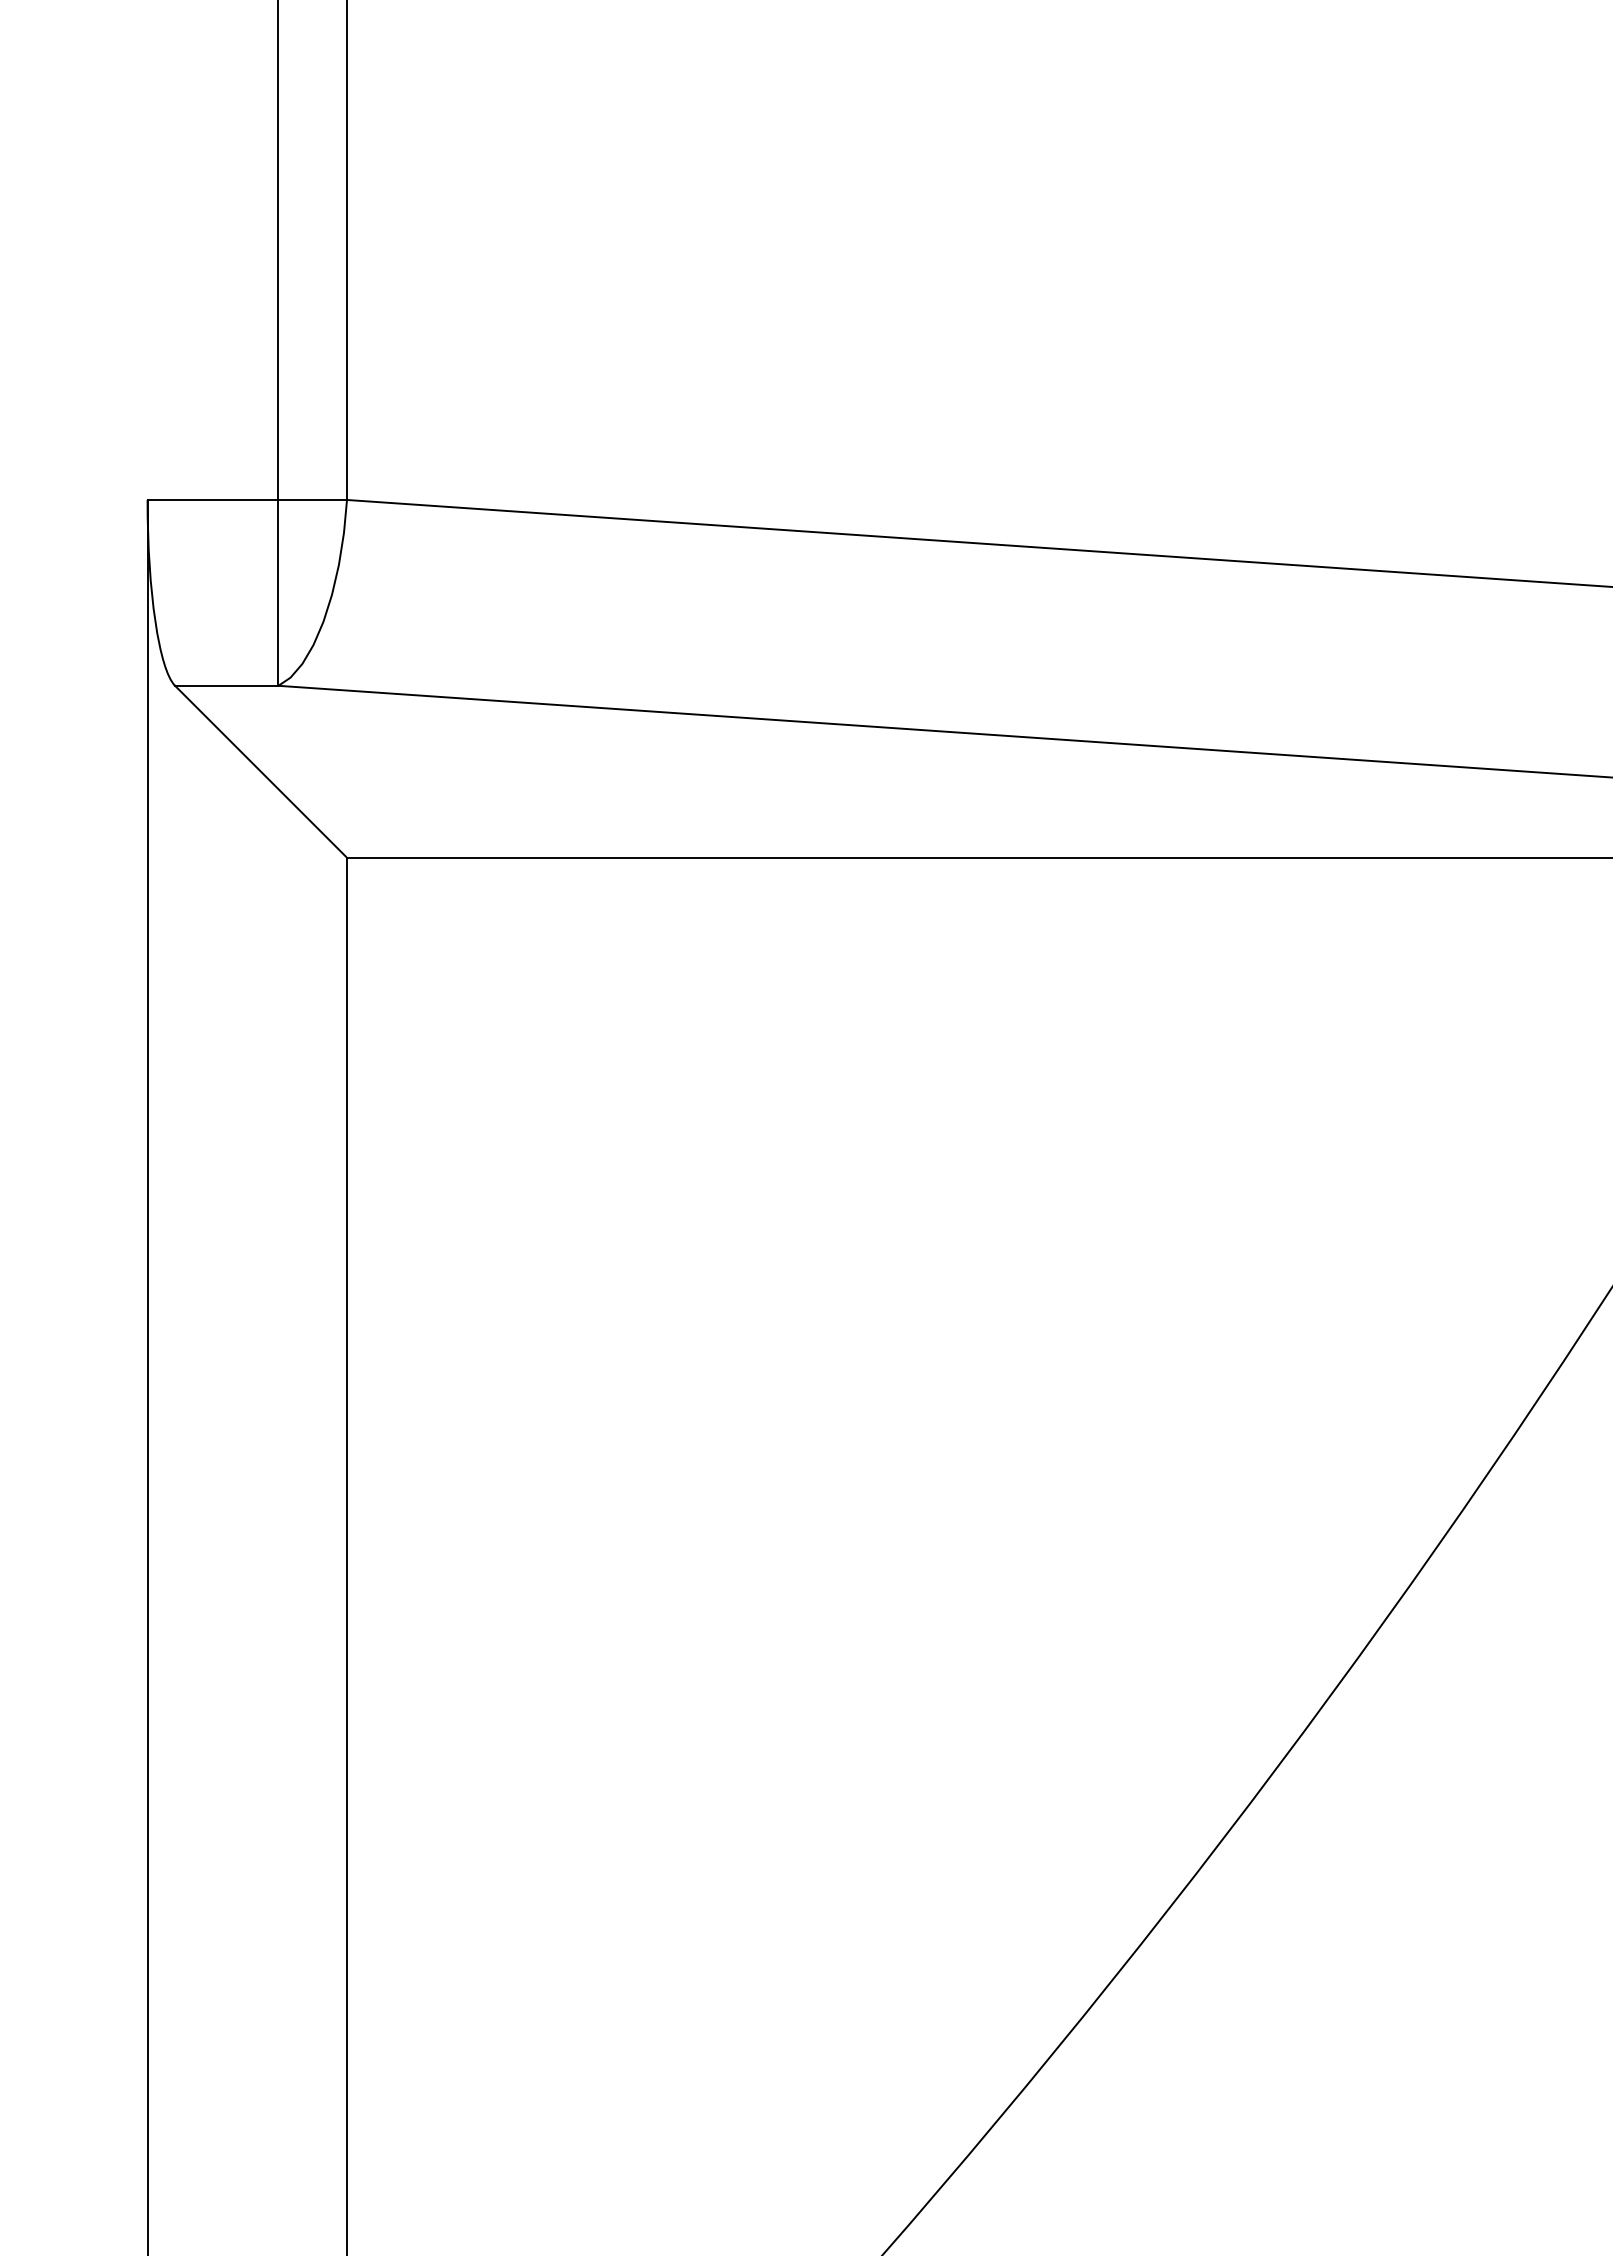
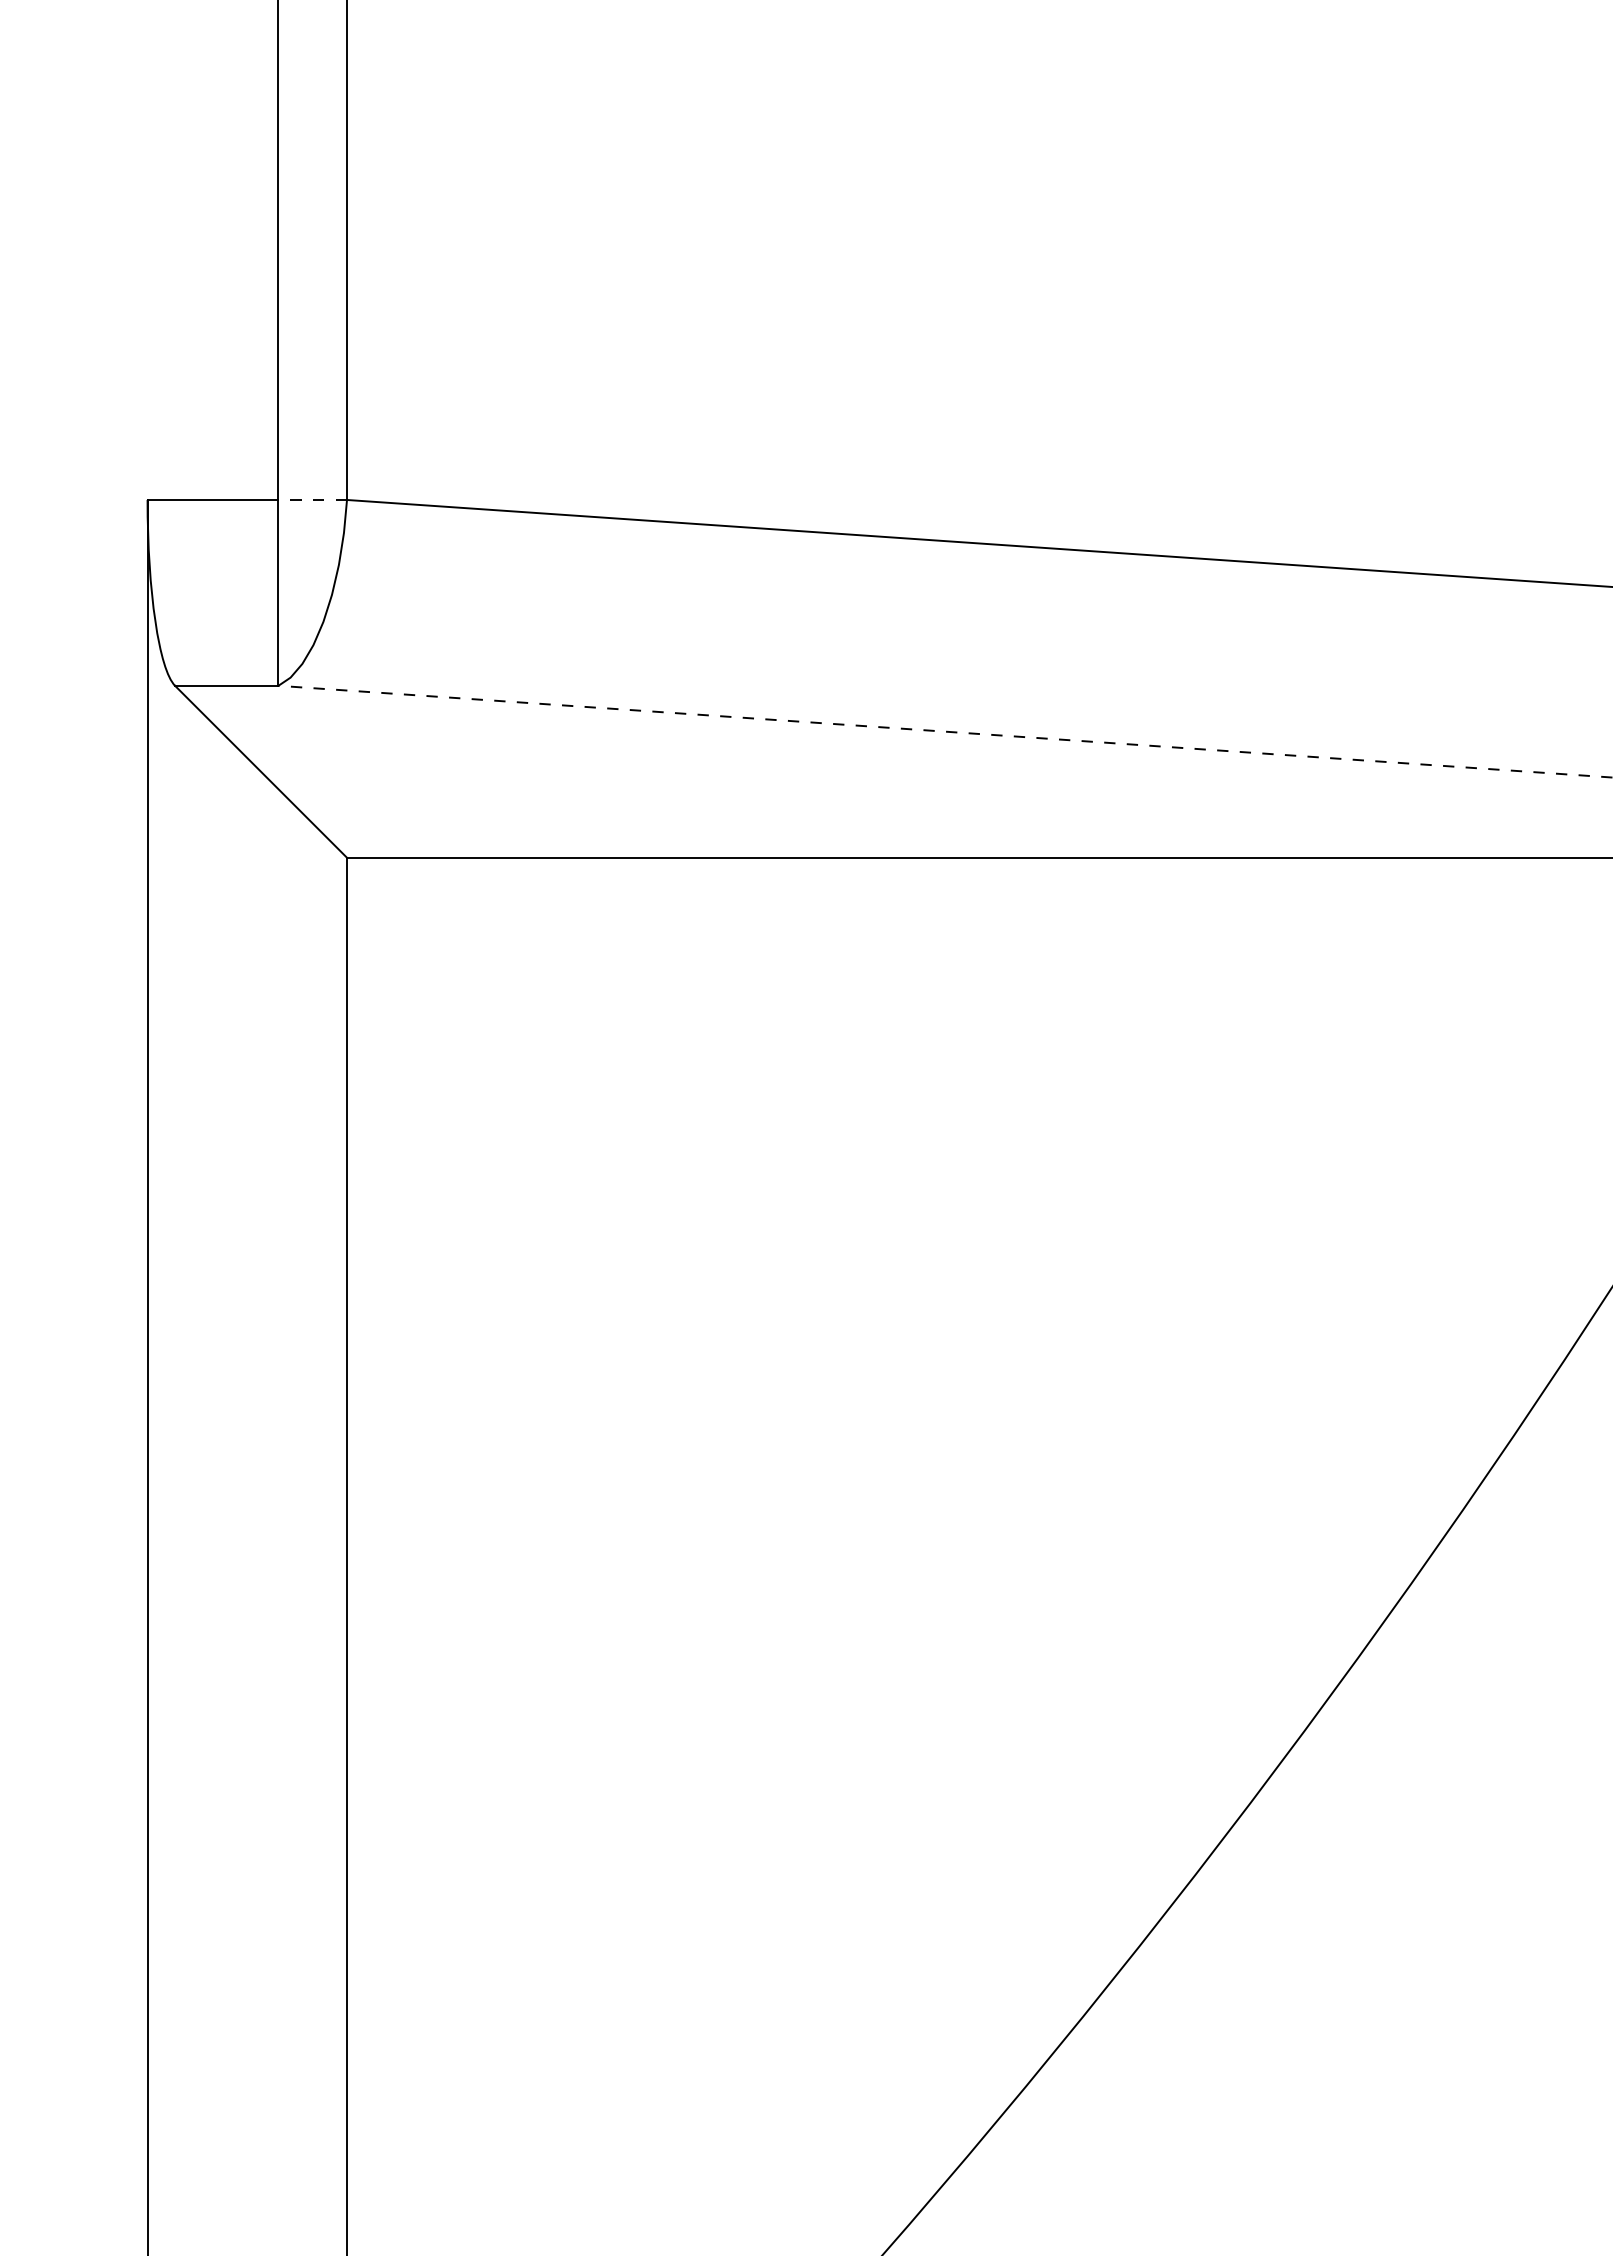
line: solid -> dashed (312, 499)
line: solid -> dashed (945, 731)
